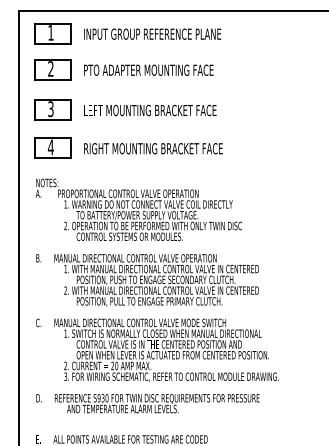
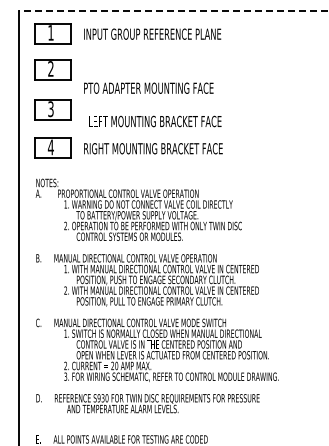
line: solid -> dashed (173, 11)
text position: (148, 69) -> (148, 87) (148, 87)
text position: (150, 110) -> (155, 121) (155, 121)
